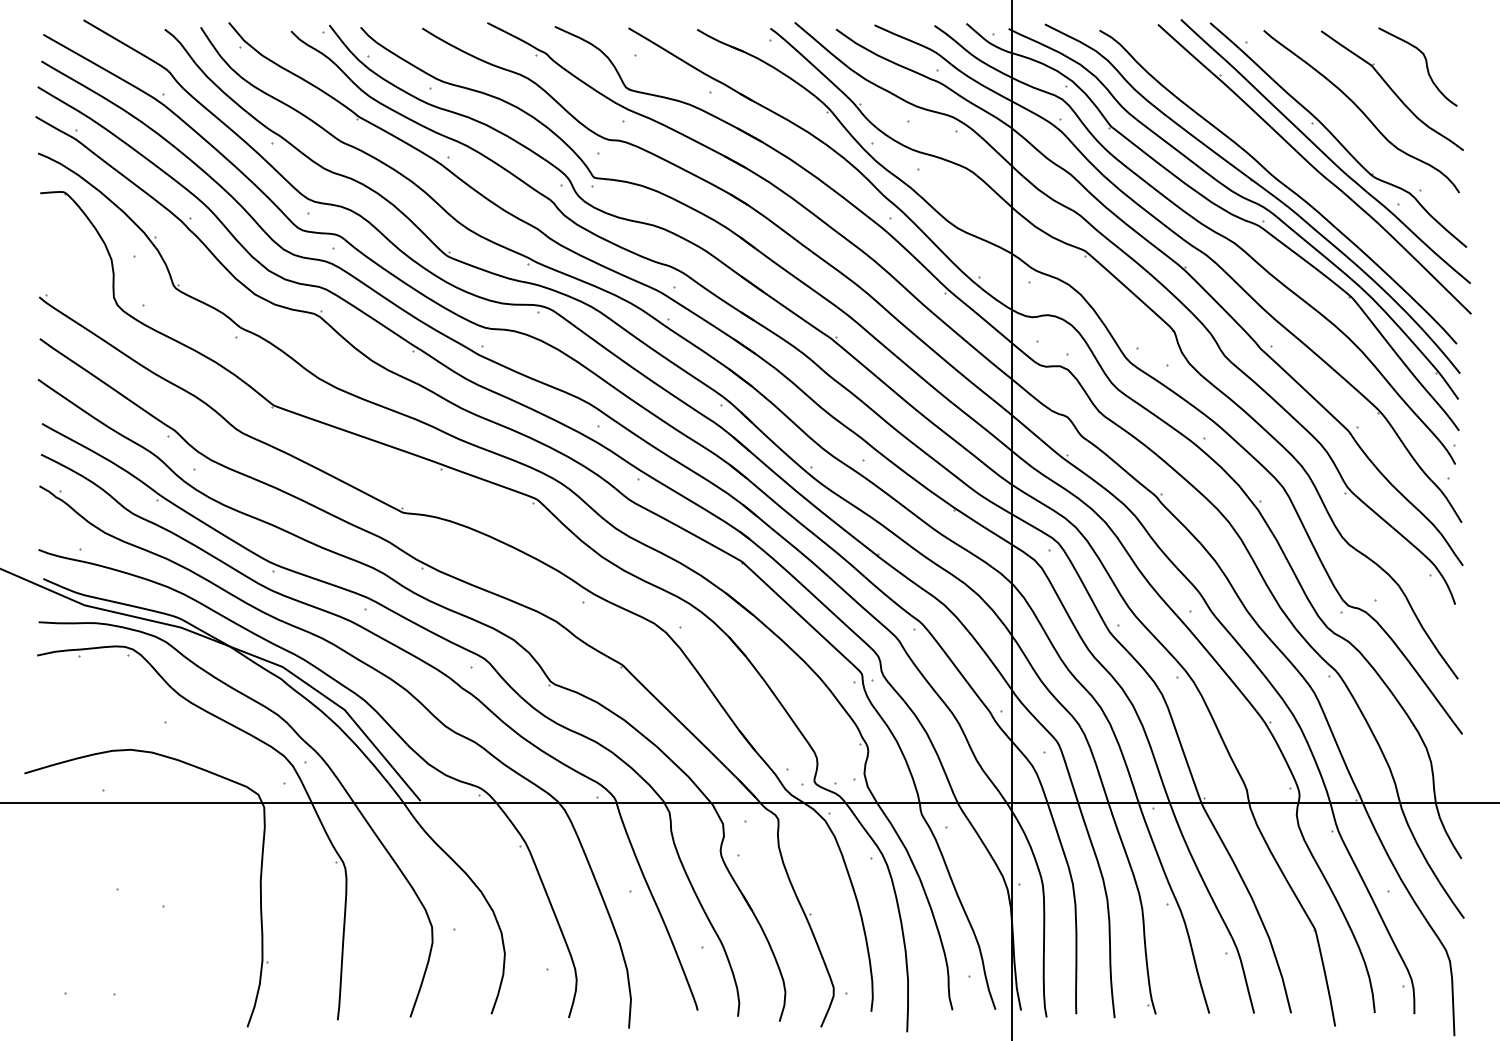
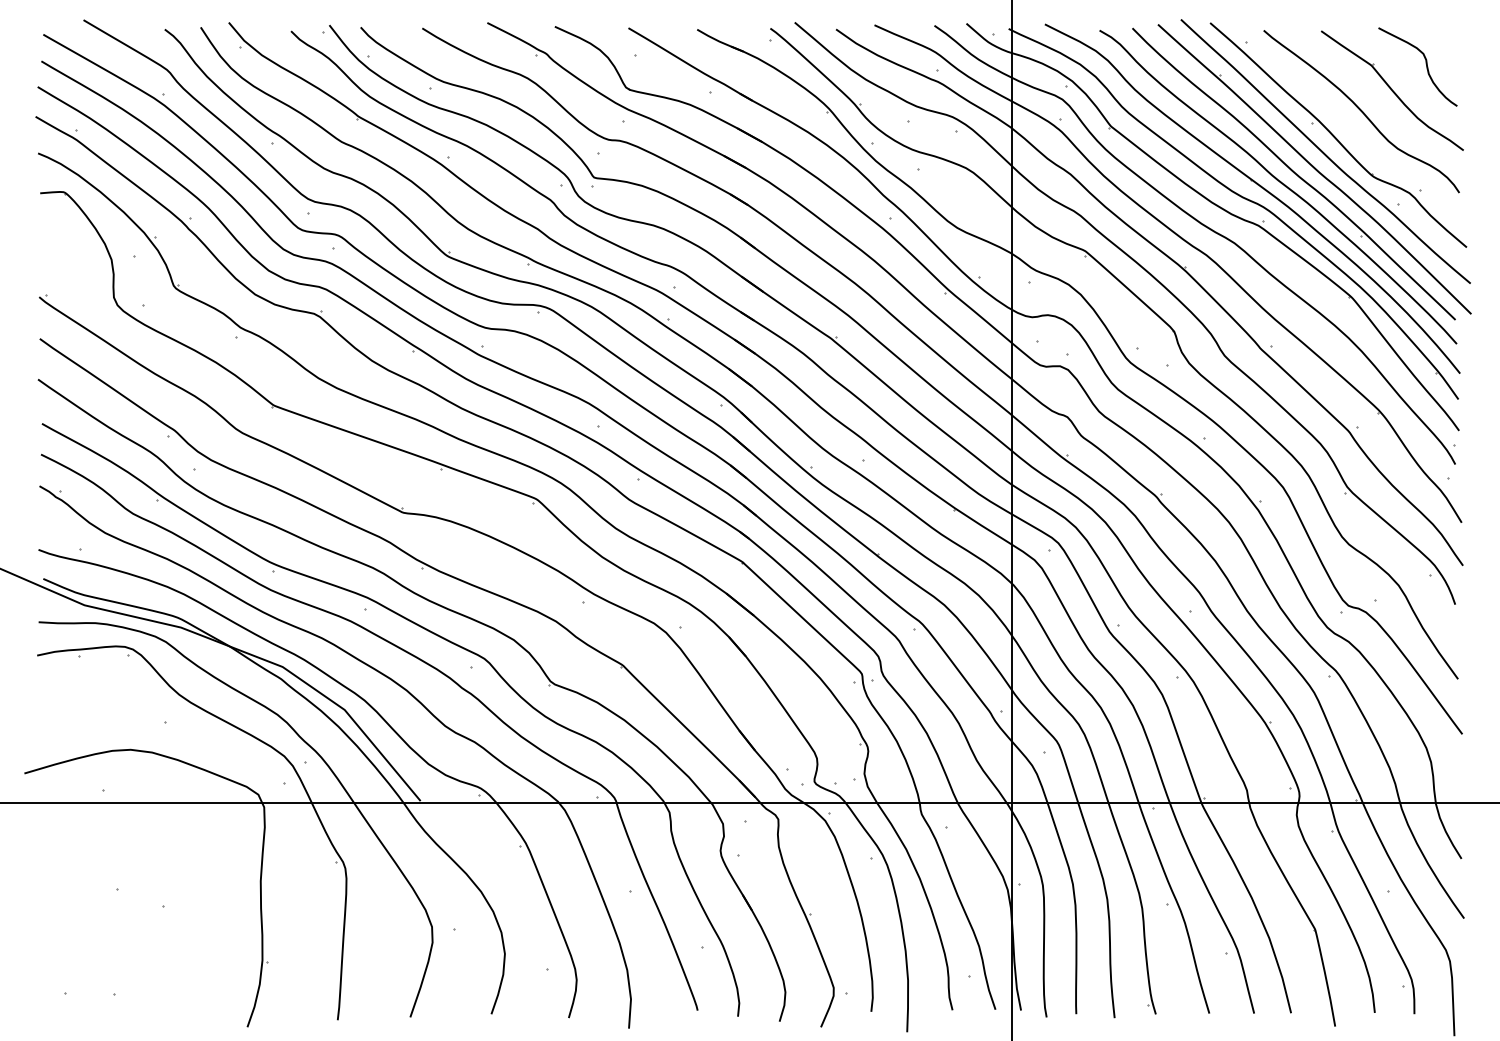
part: none -> present (1293, 173)
